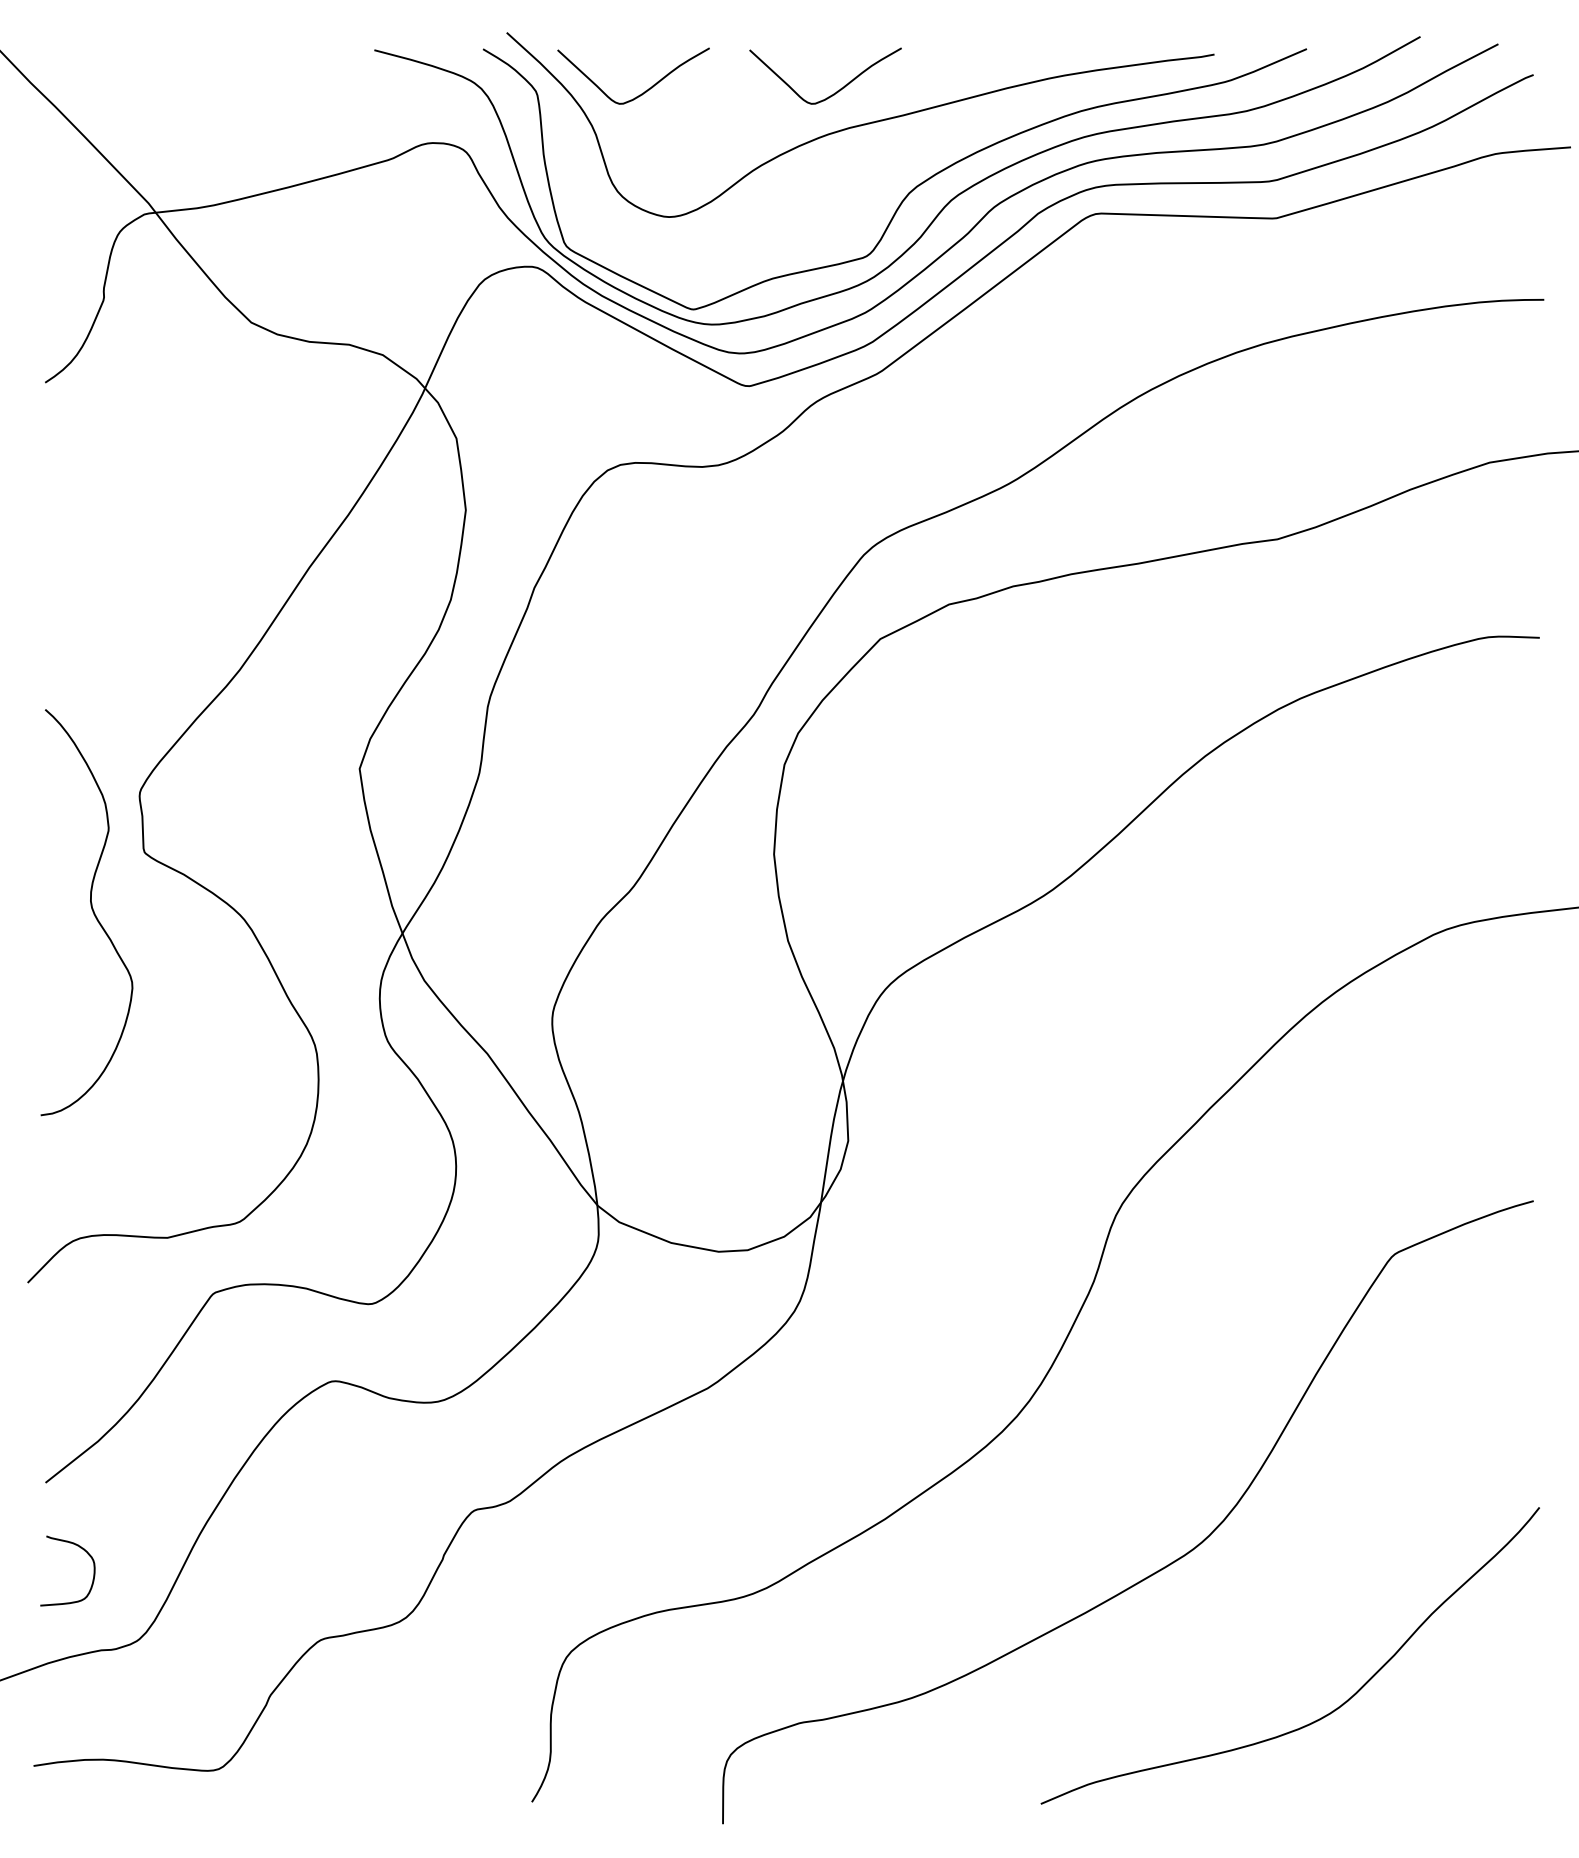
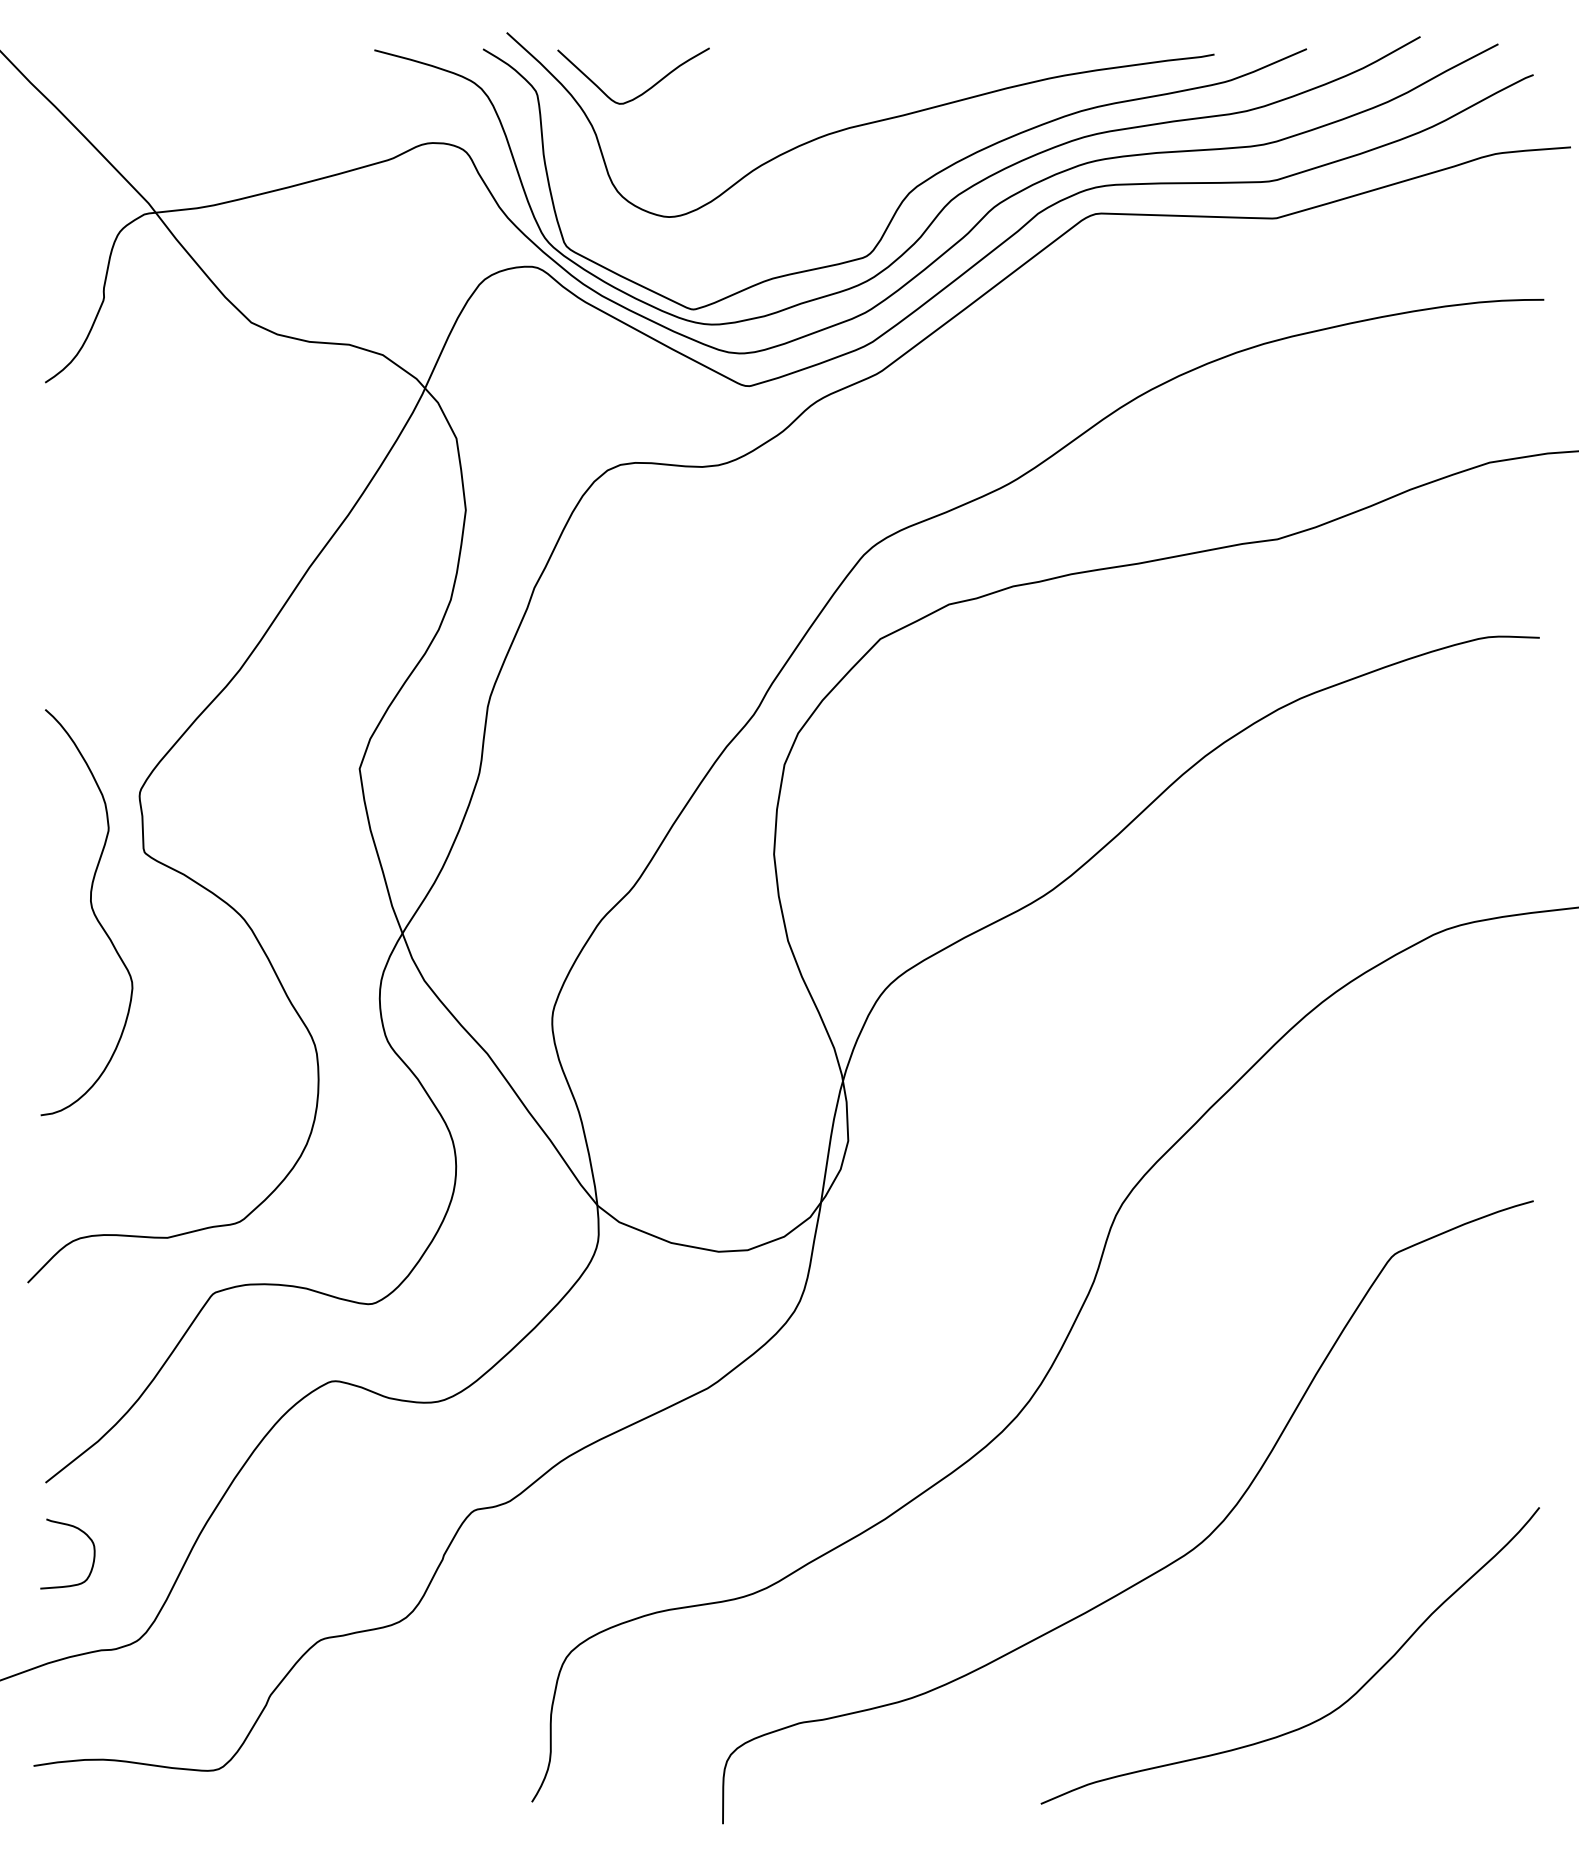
curve: present -> none (837, 90)
curve position: (84, 1551) -> (84, 1534) (84, 1534)
